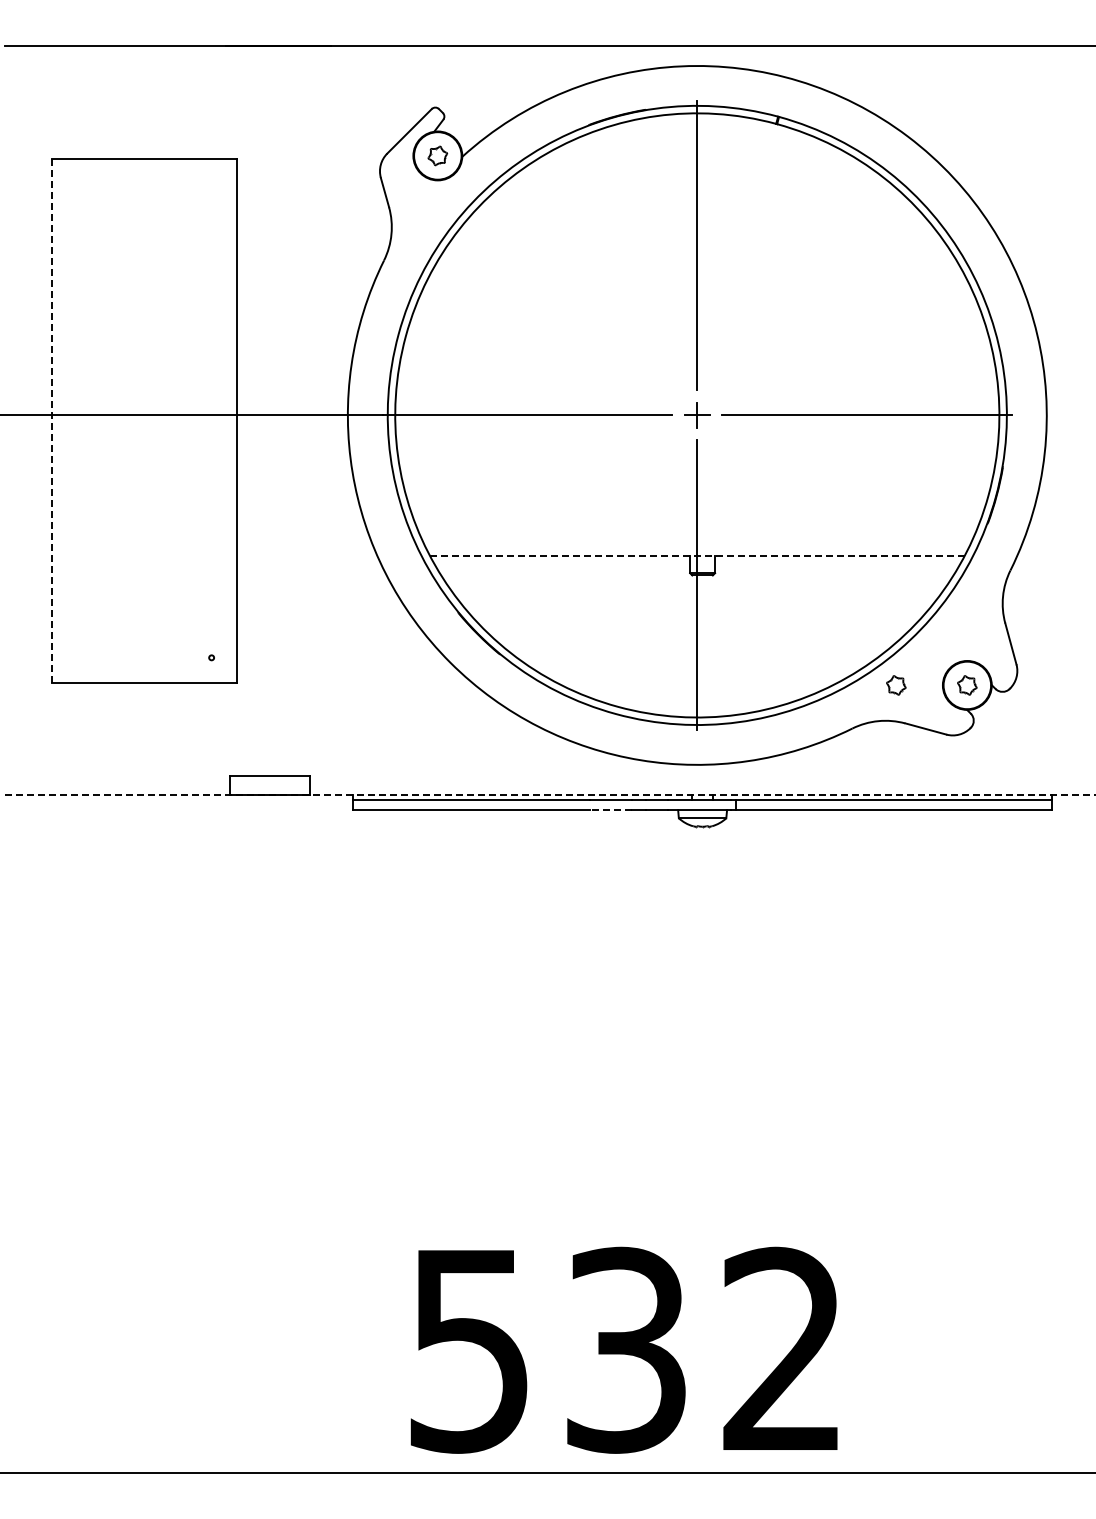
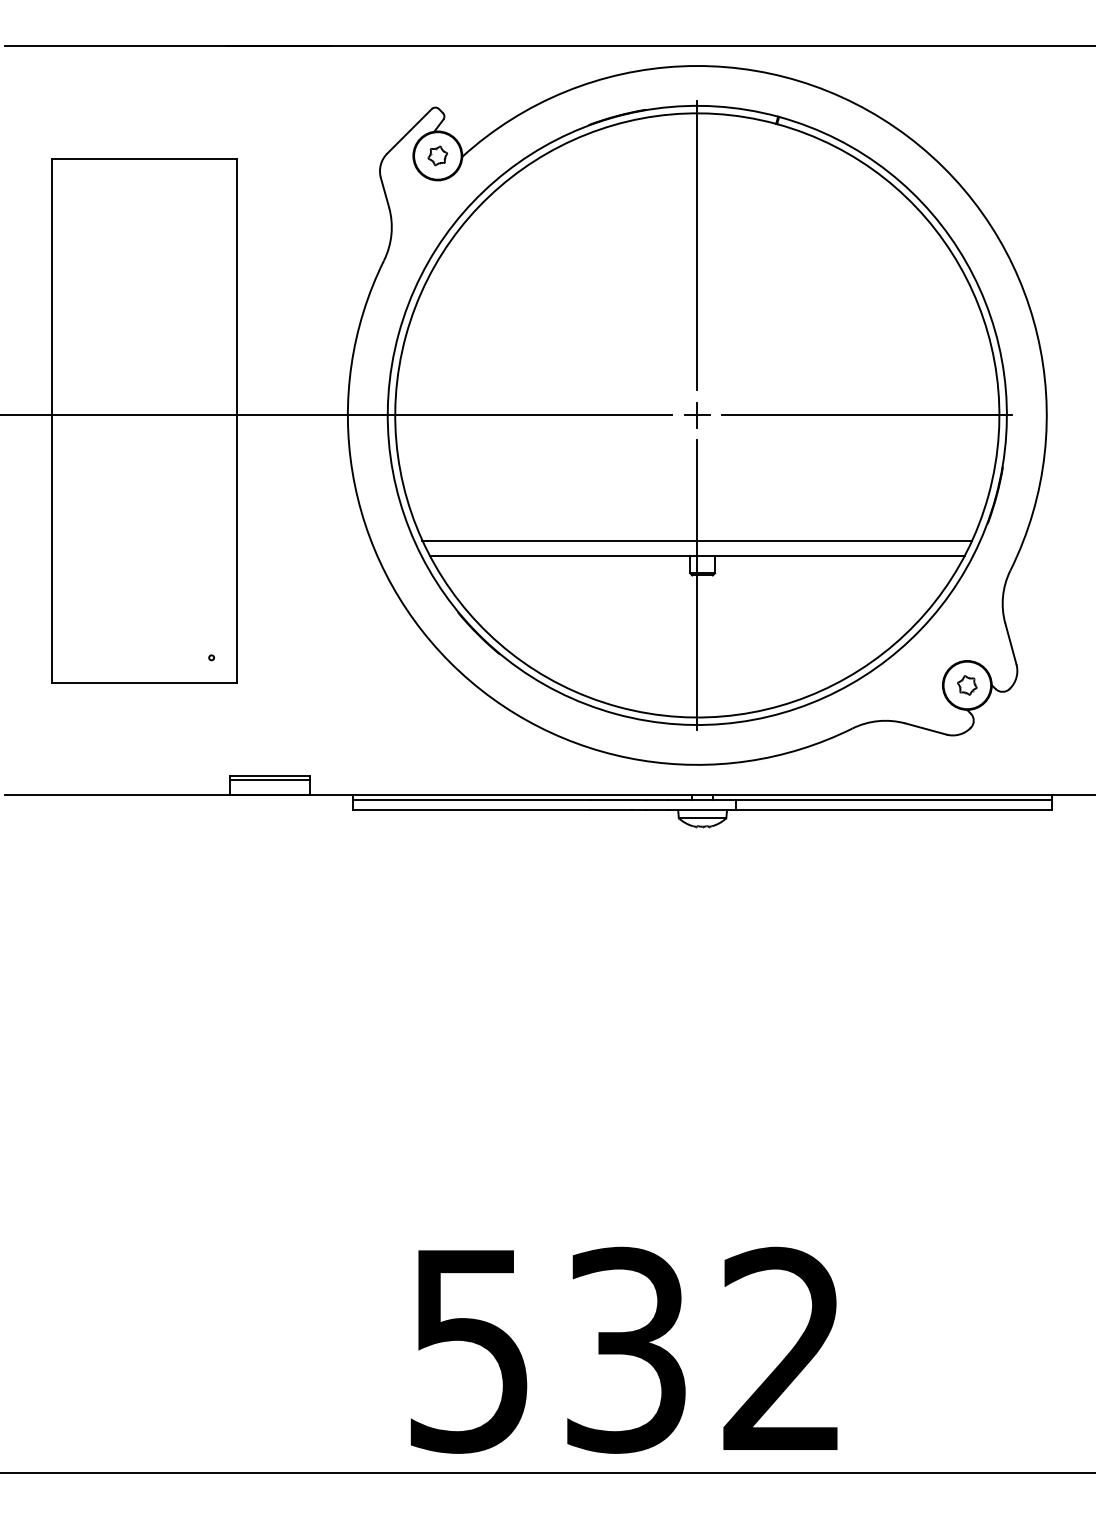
line: dashed -> solid (51, 421)
line: none -> present (697, 540)
line: dashed -> solid (697, 555)
part: present -> none (896, 685)
line: none -> present (269, 779)
line: dashed -> solid (550, 795)
line: dashed -> solid (611, 810)
